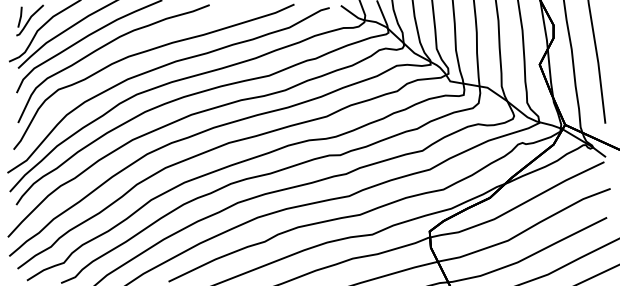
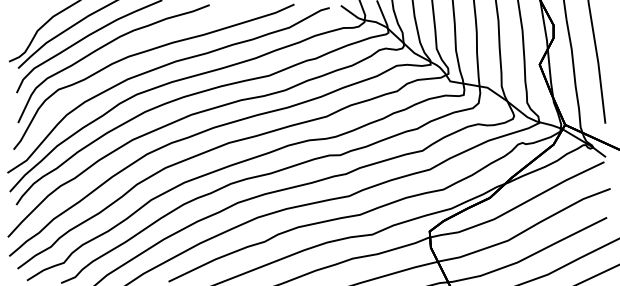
part: present -> none (29, 20)
